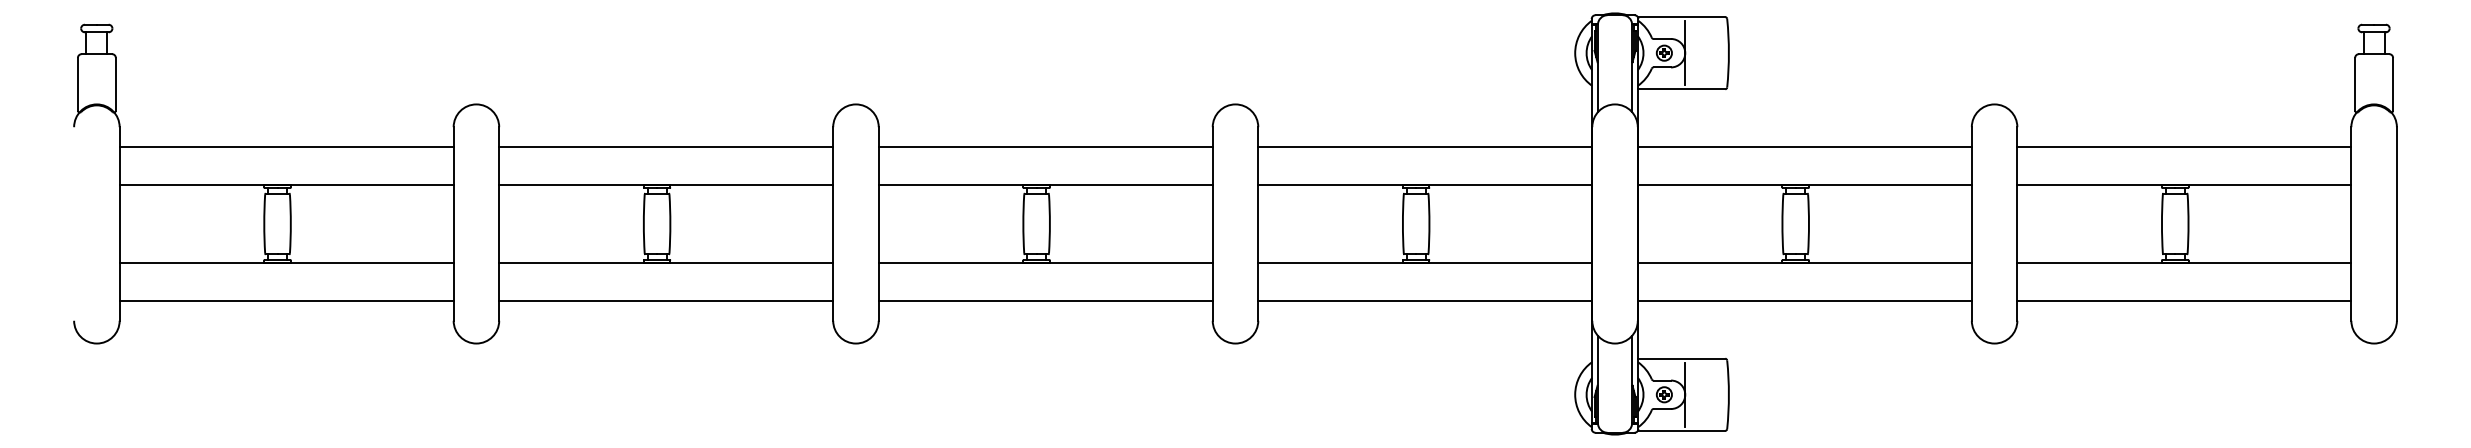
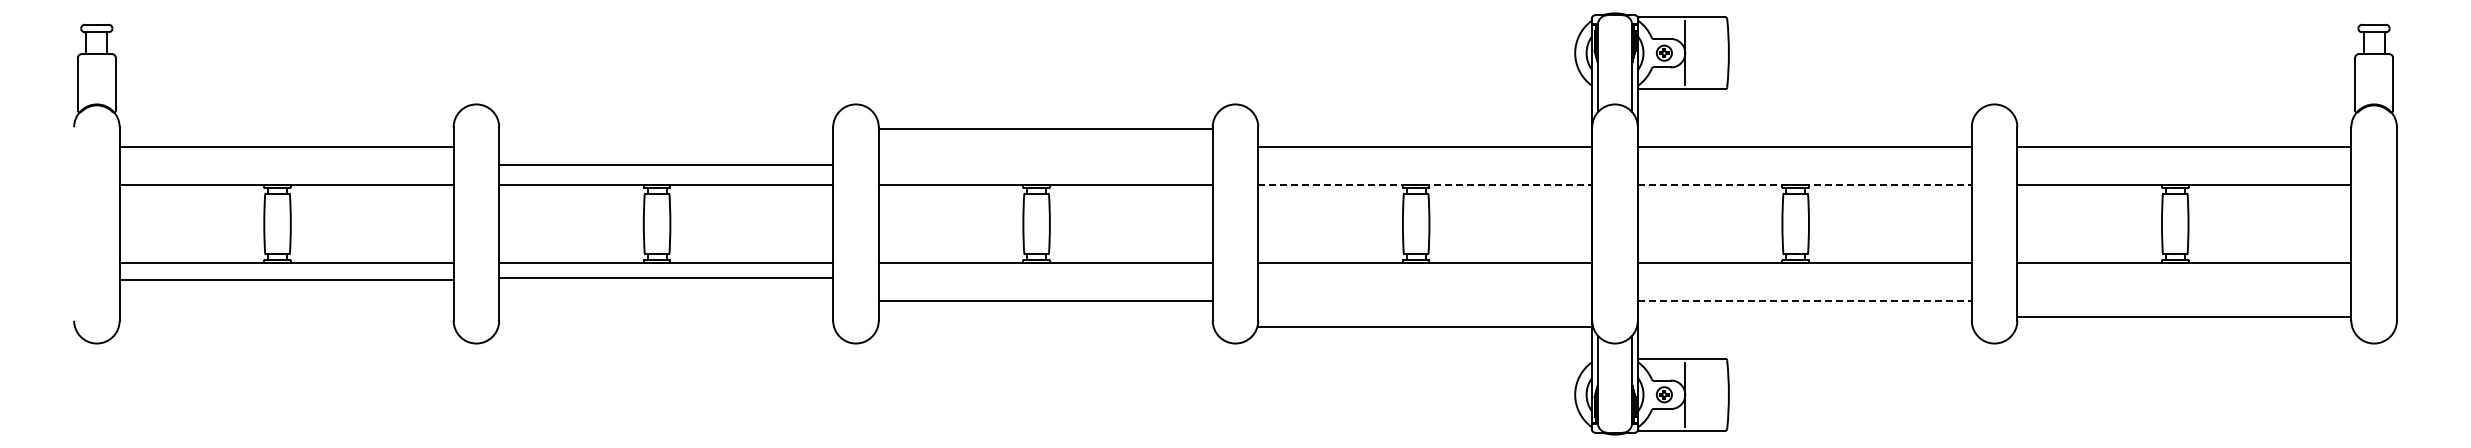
line position: (666, 147) -> (666, 165) (666, 165)
line position: (1045, 147) -> (1045, 129) (1045, 129)
line: solid -> dashed (1425, 185)
line: solid -> dashed (1804, 185)
line position: (286, 300) -> (286, 279) (286, 279)
line position: (666, 300) -> (666, 277) (666, 277)
line position: (1425, 300) -> (1425, 326) (1425, 326)
line: solid -> dashed (1804, 300)
line position: (2184, 300) -> (2184, 316) (2184, 316)
